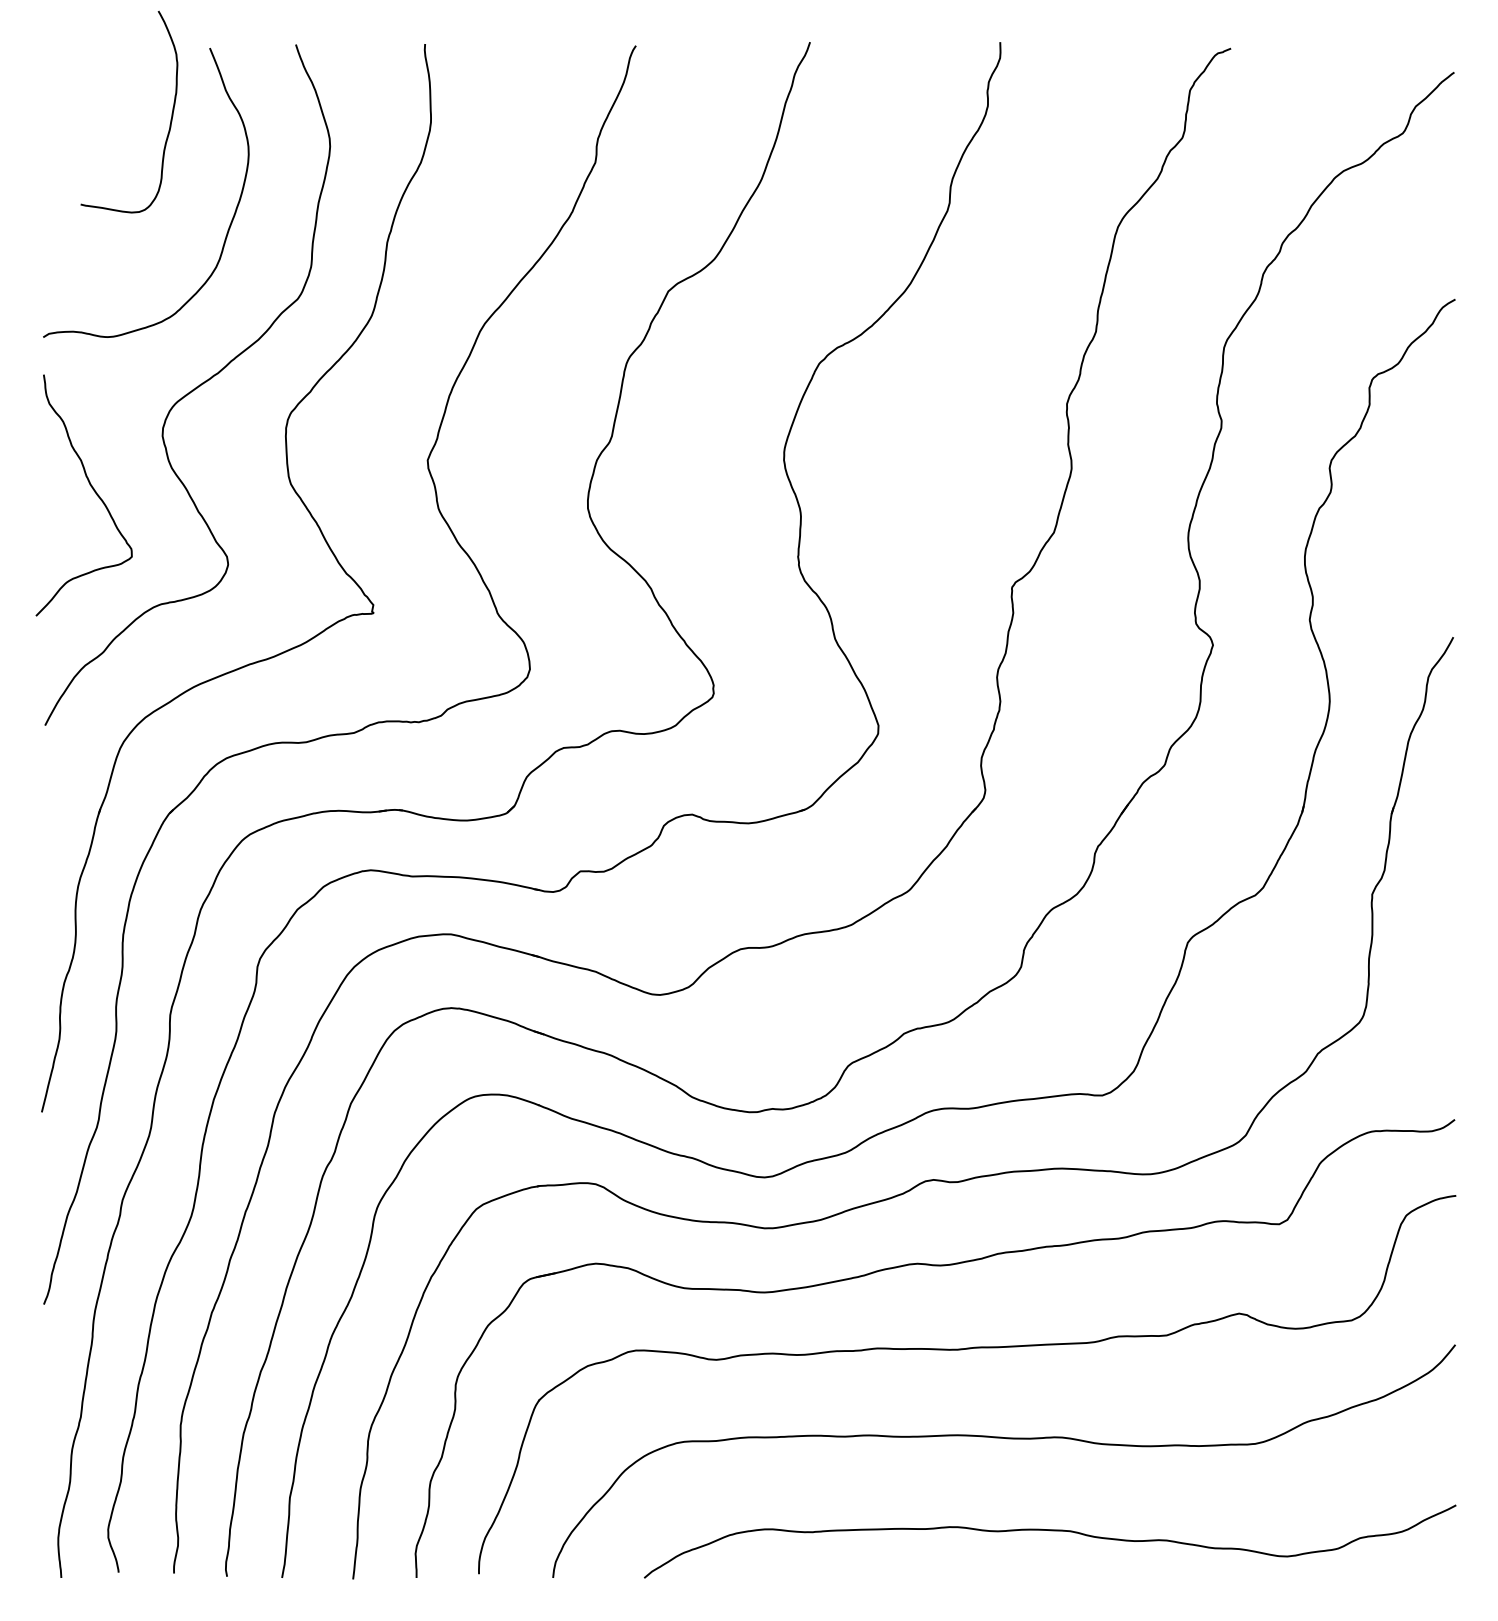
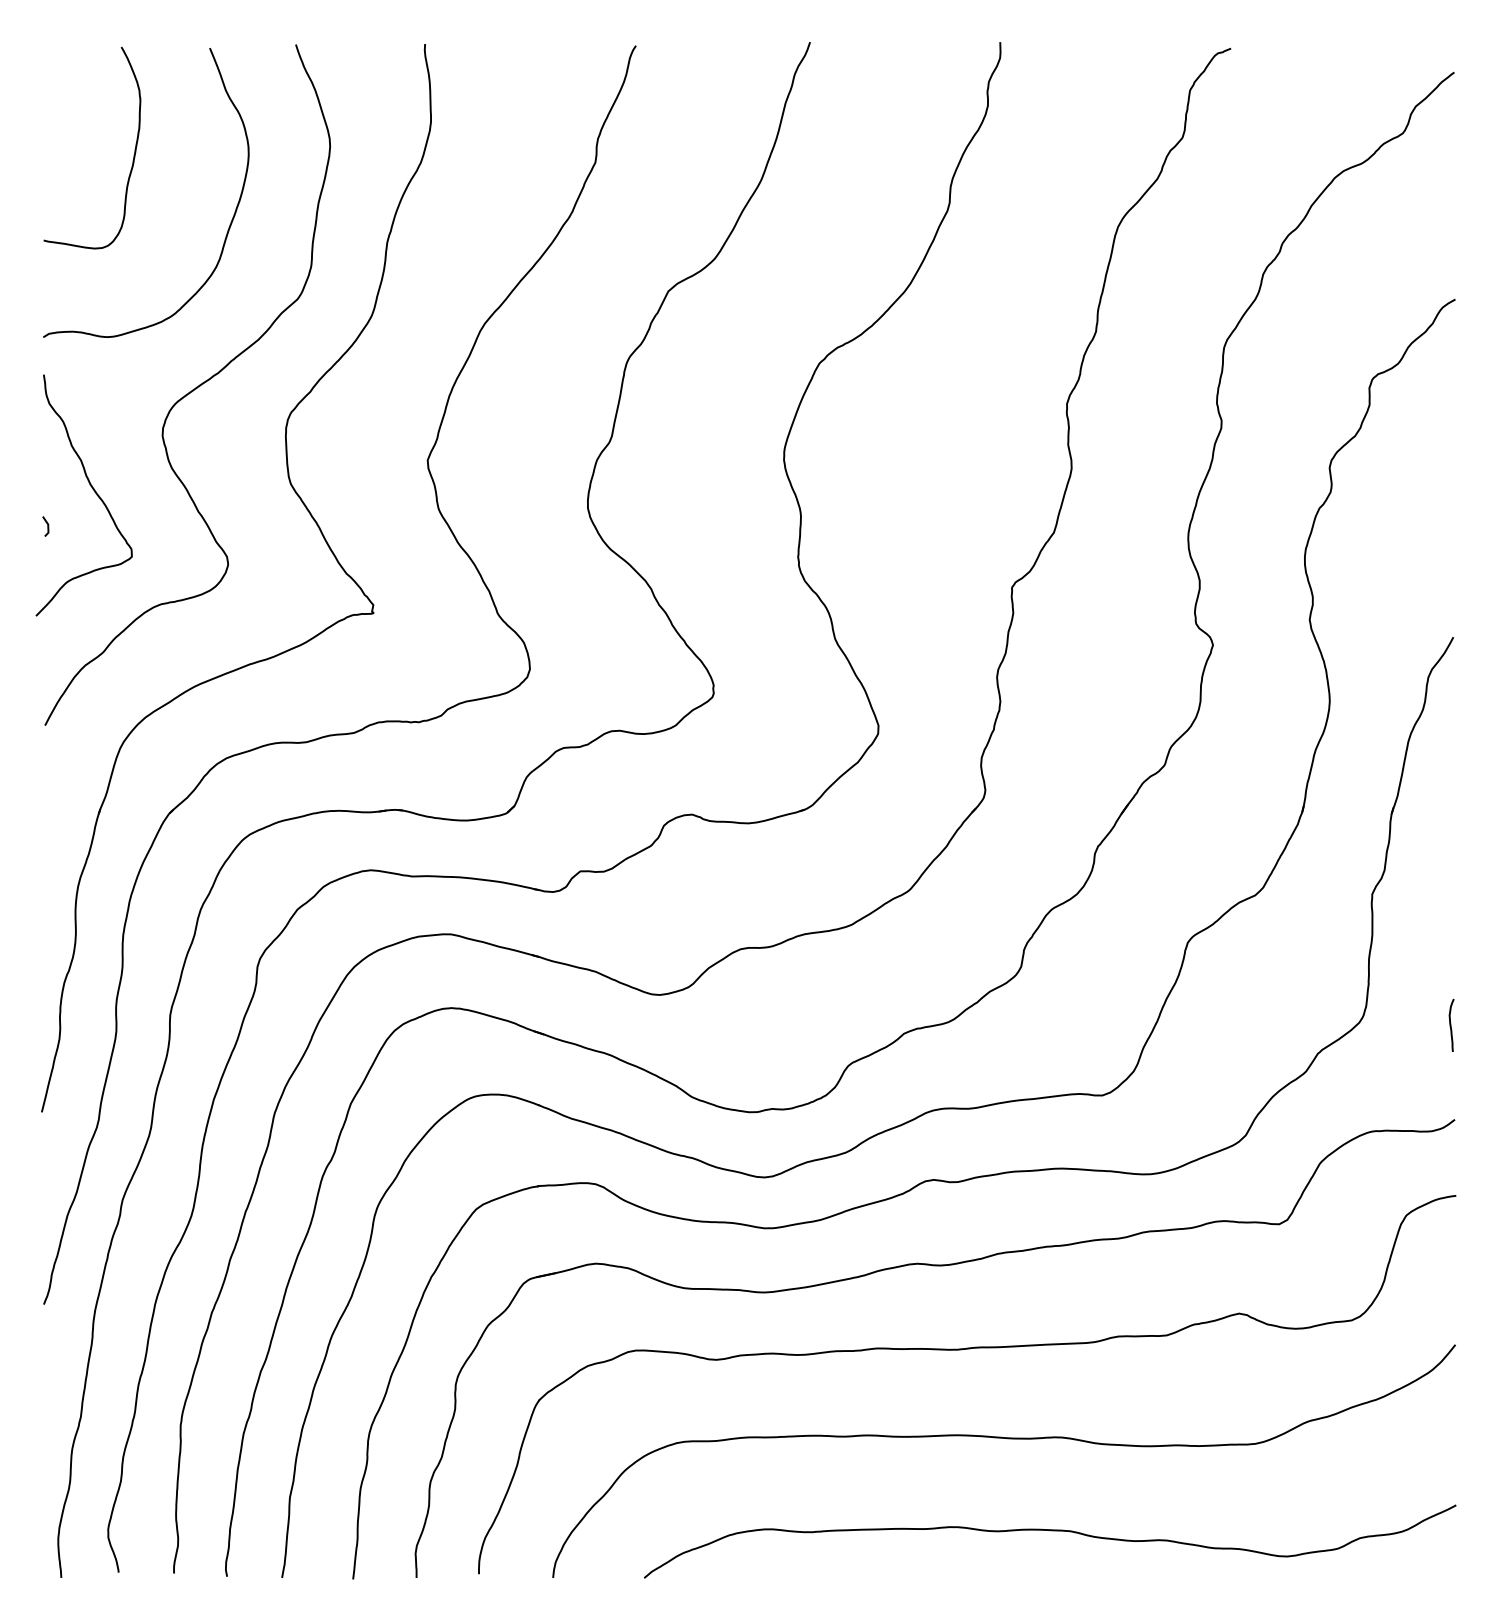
curve position: (170, 119) -> (133, 155) (133, 155)
line: none -> present (47, 526)
curve: none -> present (1451, 1024)
